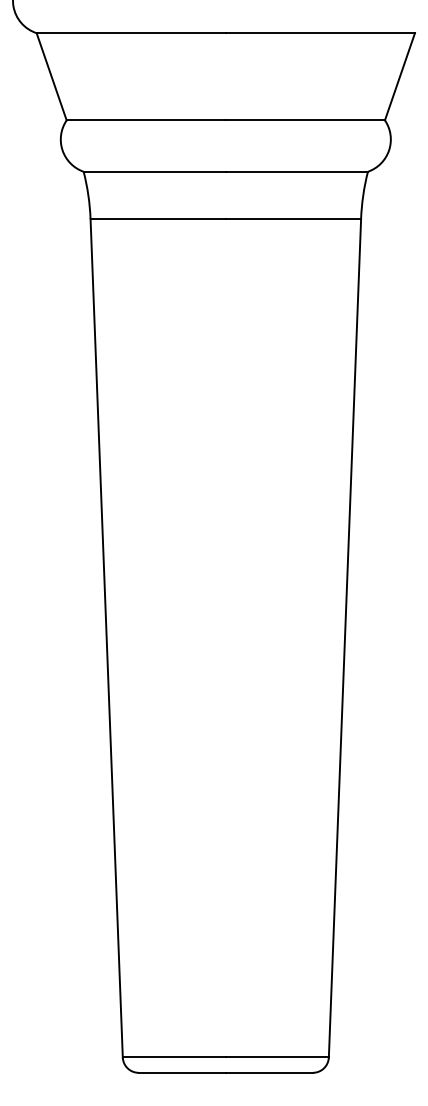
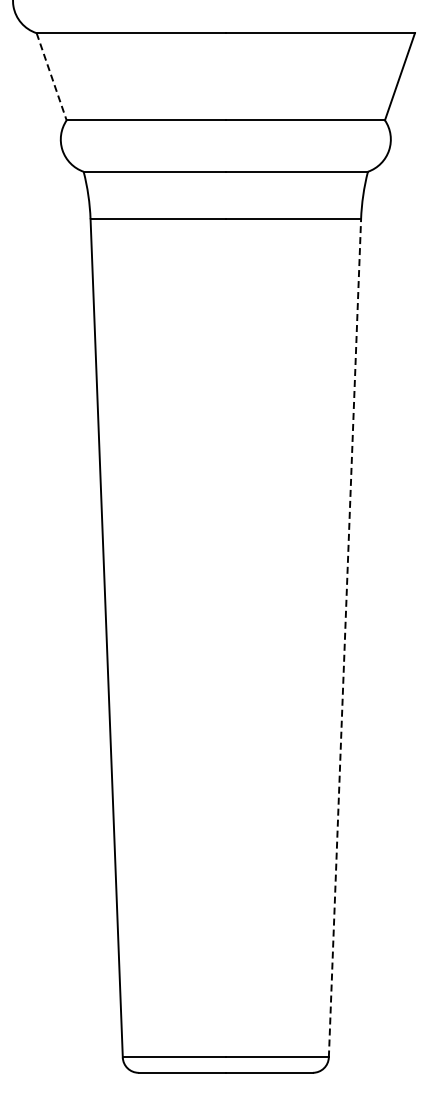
line: solid -> dashed (51, 77)
line: solid -> dashed (345, 637)
